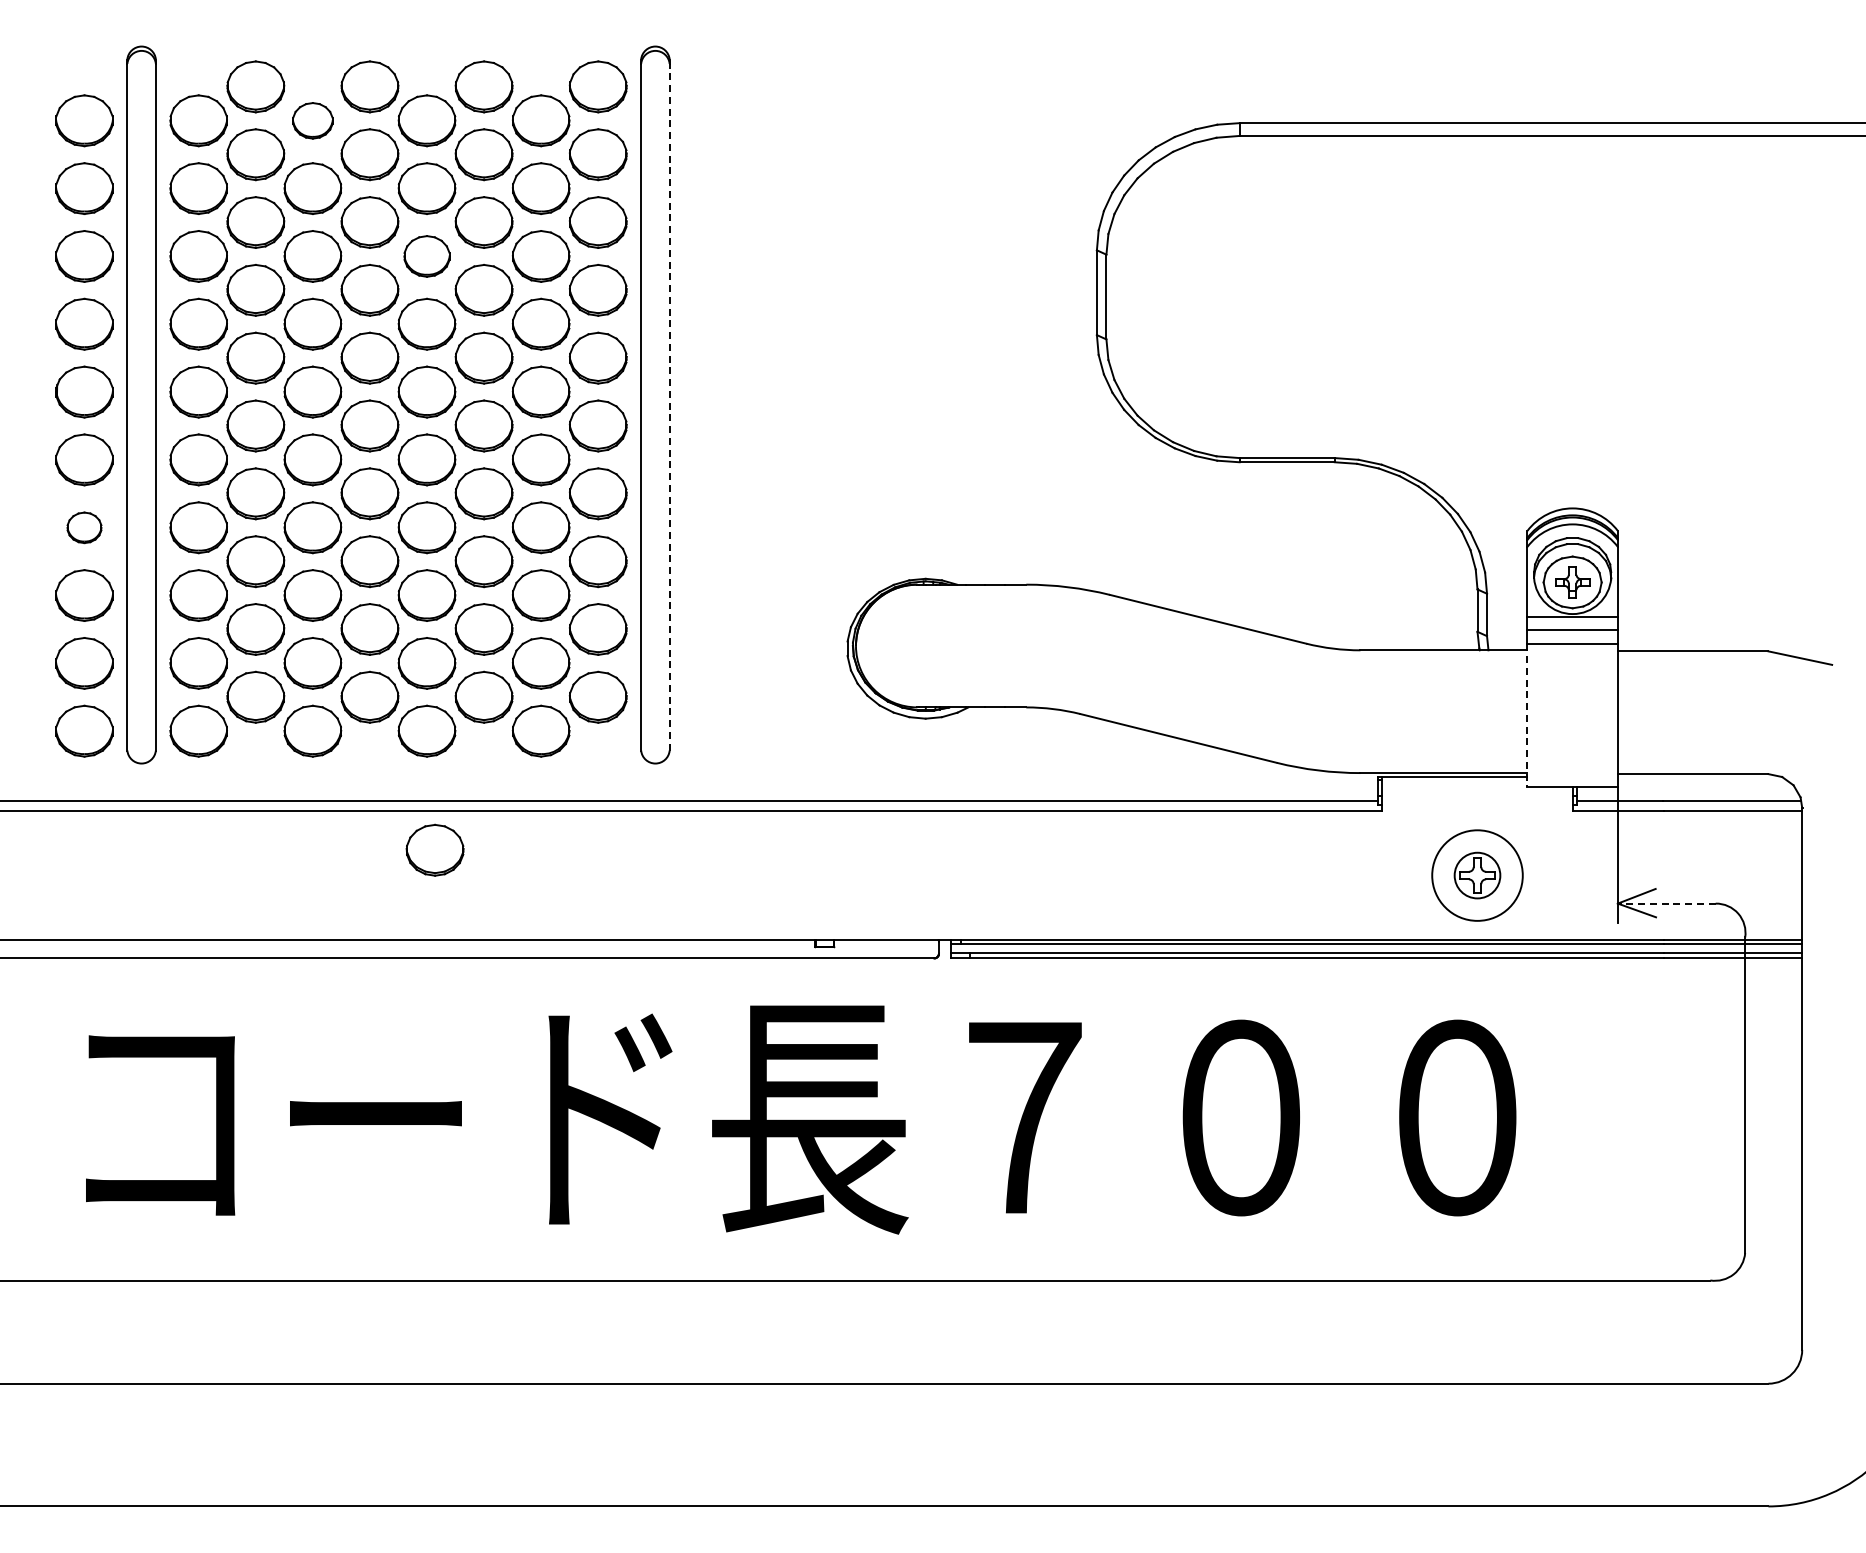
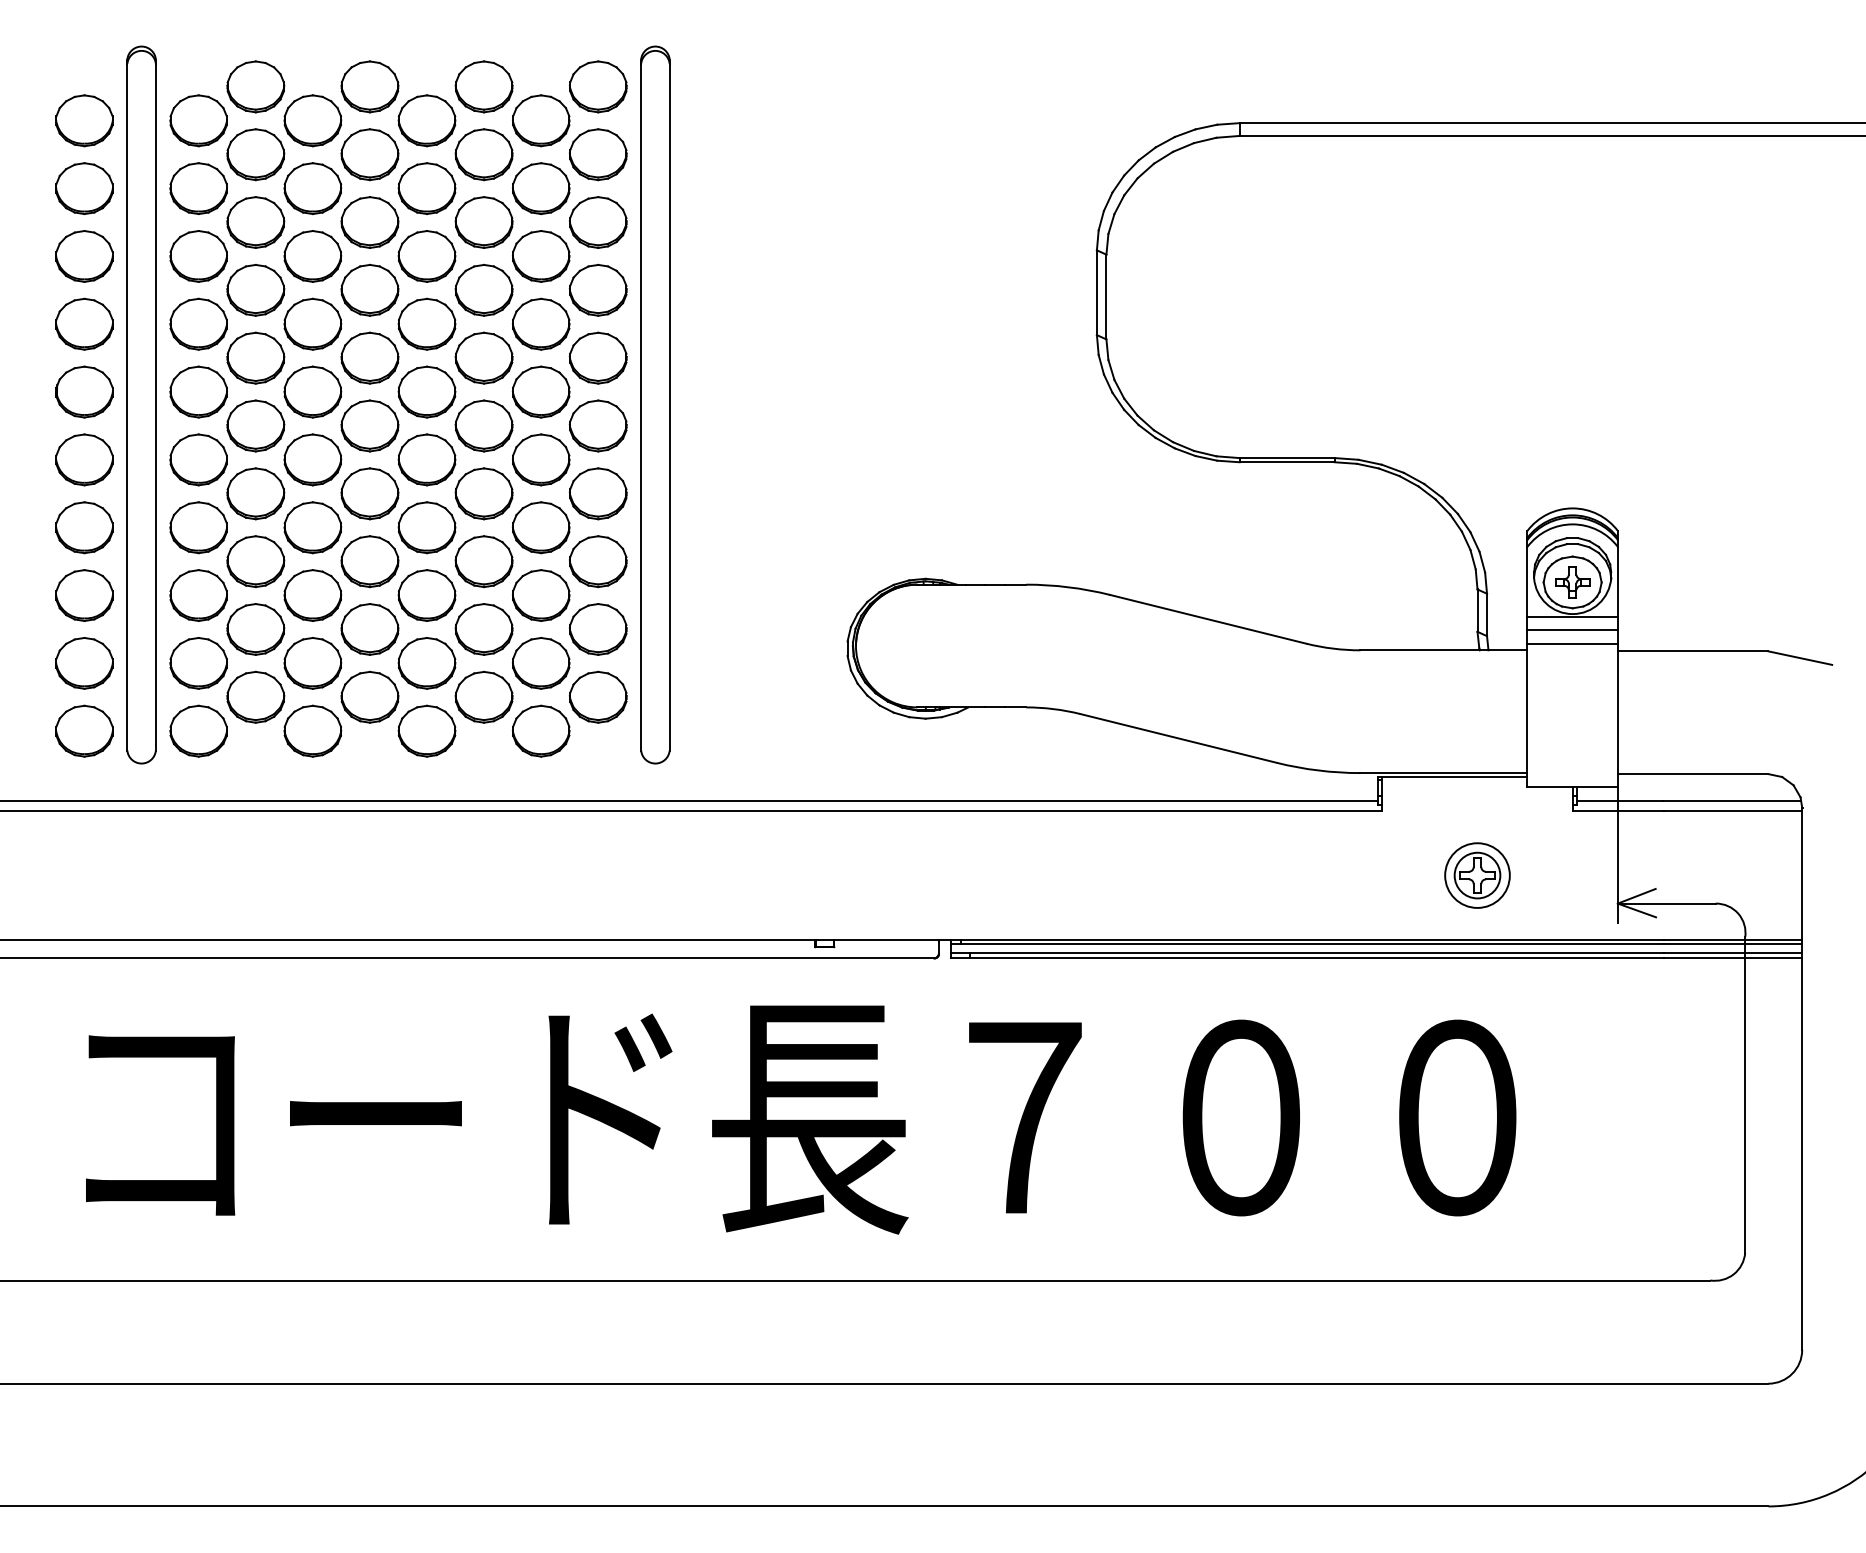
part size: 42x38 px -> 60x54 px (312, 120)
part size: 48x43 px -> 60x53 px (426, 256)
line: dashed -> solid (669, 406)
part size: 37x34 px -> 59x54 px (84, 527)
line: dashed -> solid (1527, 715)
part: present -> none (434, 849)
circle diameter: 91 px -> 65 px (1477, 875)
line: dashed -> solid (1666, 903)
